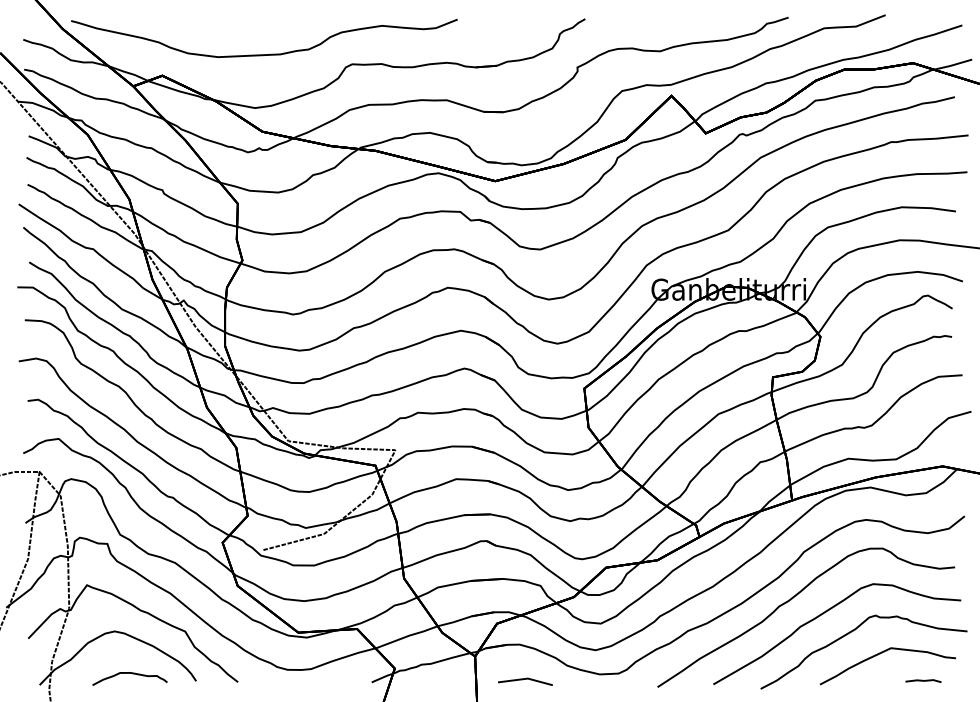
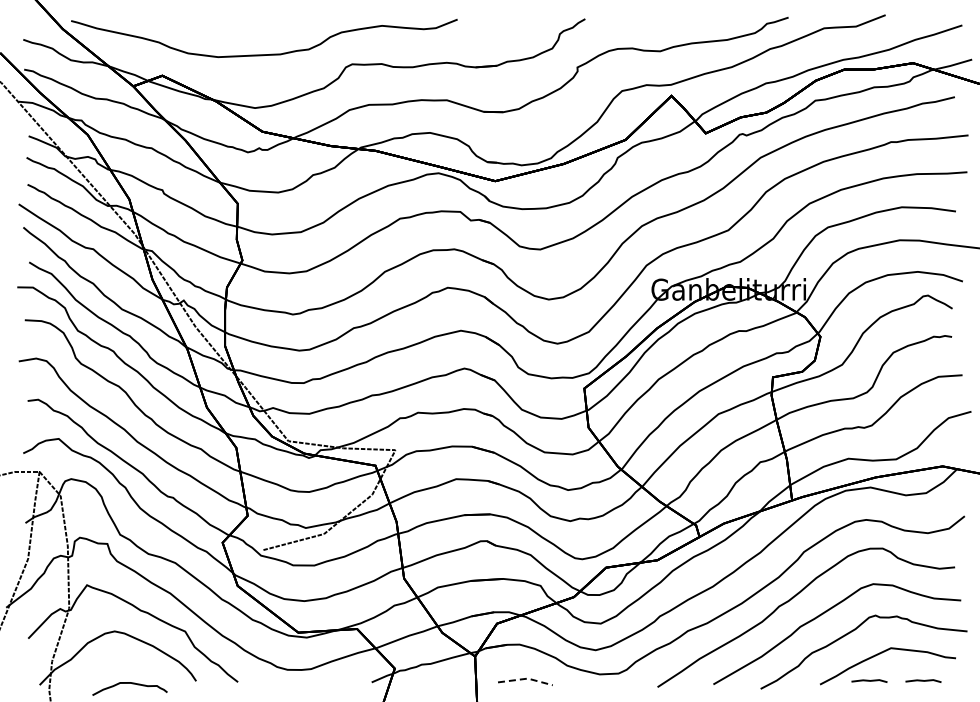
curve position: (129, 673) -> (129, 683) (129, 683)
line: solid -> dashed (526, 678)
line: none -> present (869, 680)
